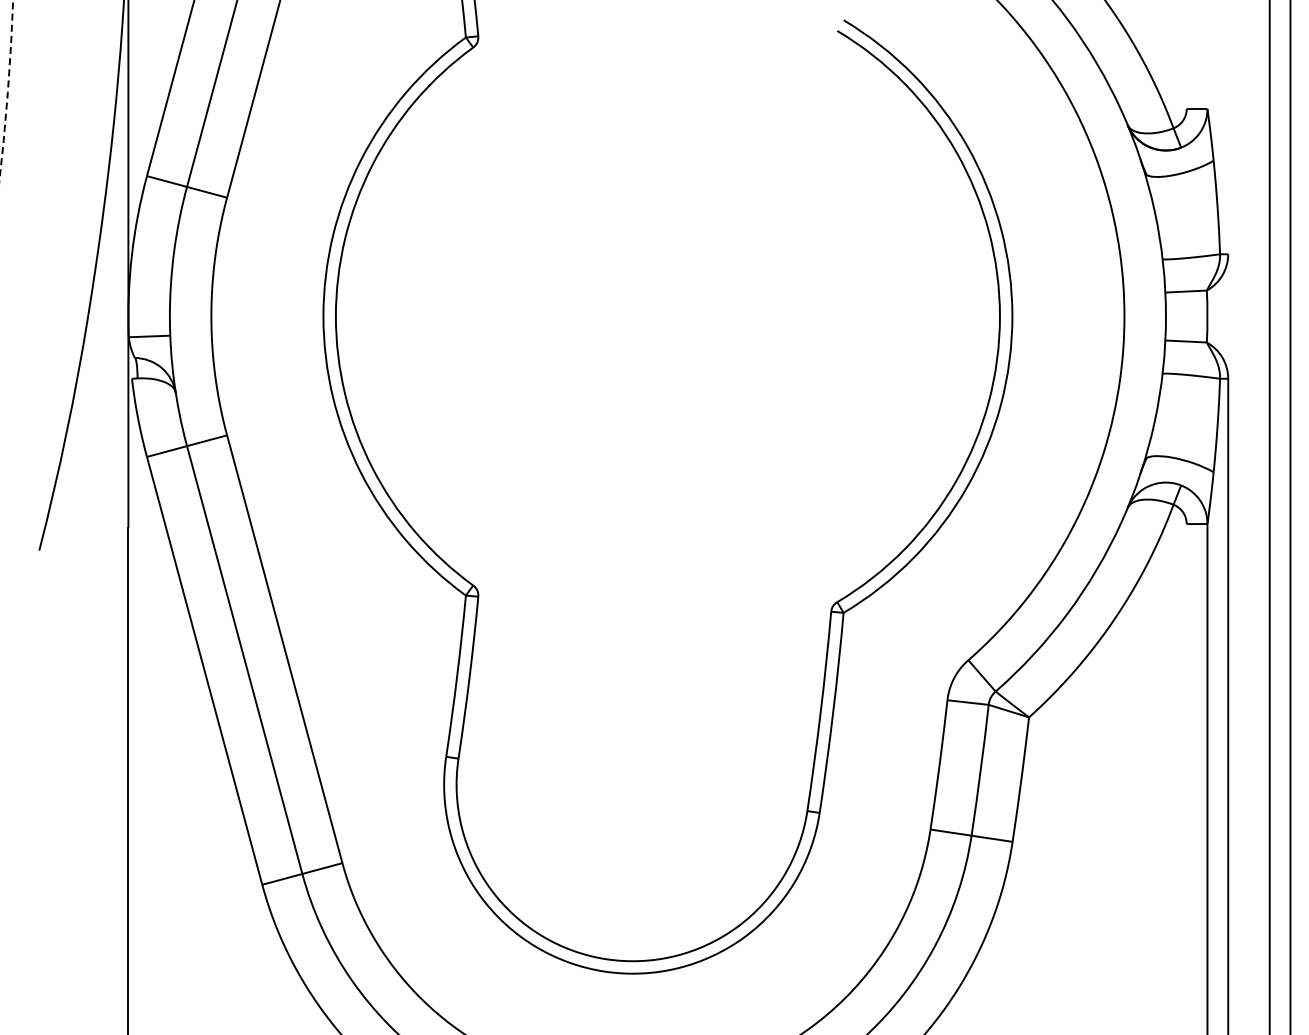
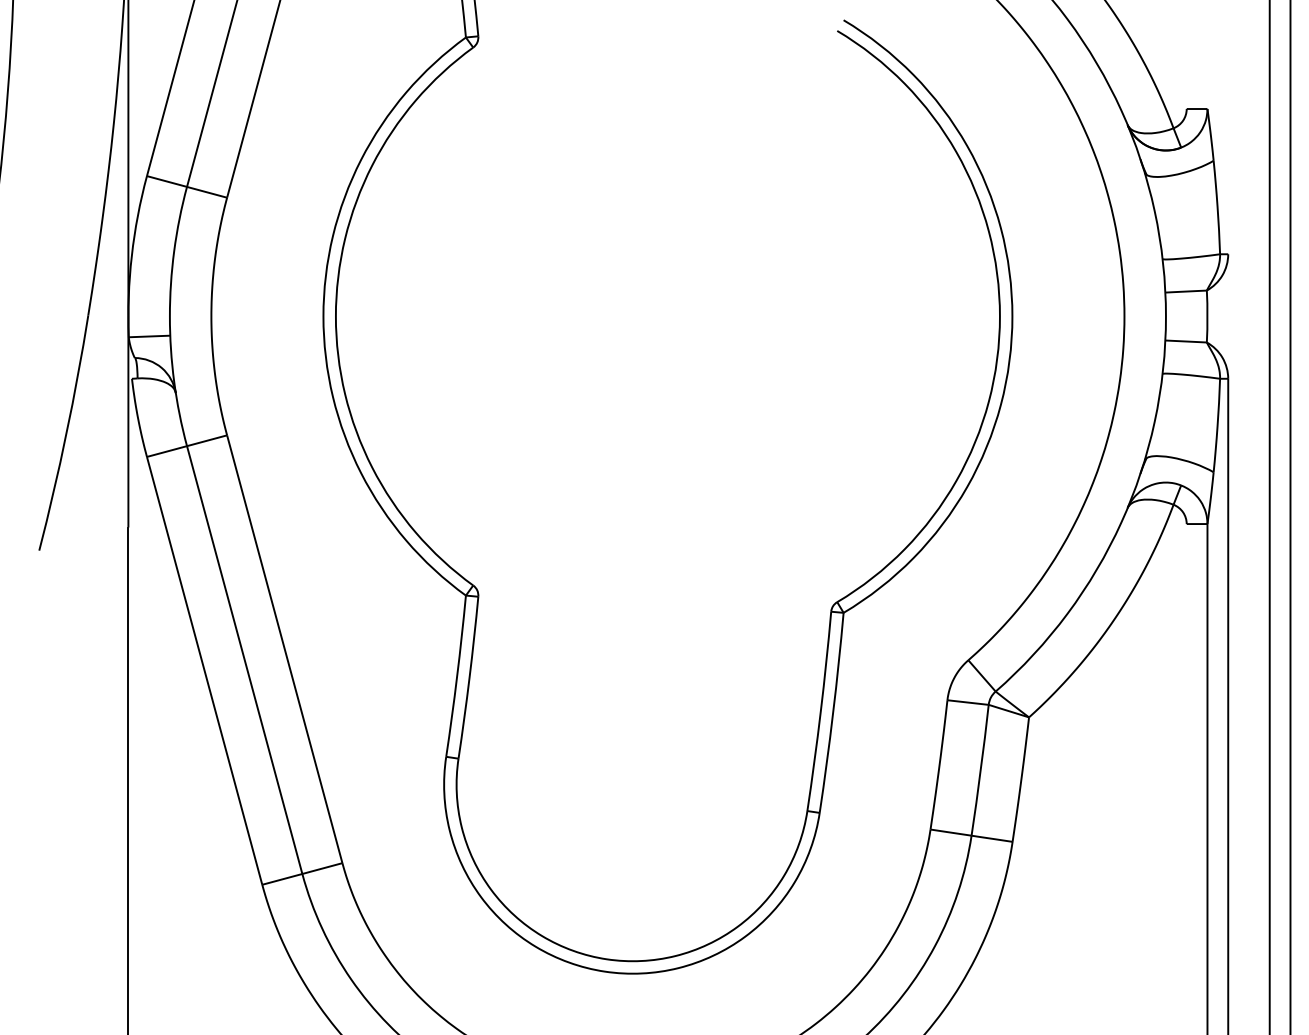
arc: dashed -> solid (8, 88)
